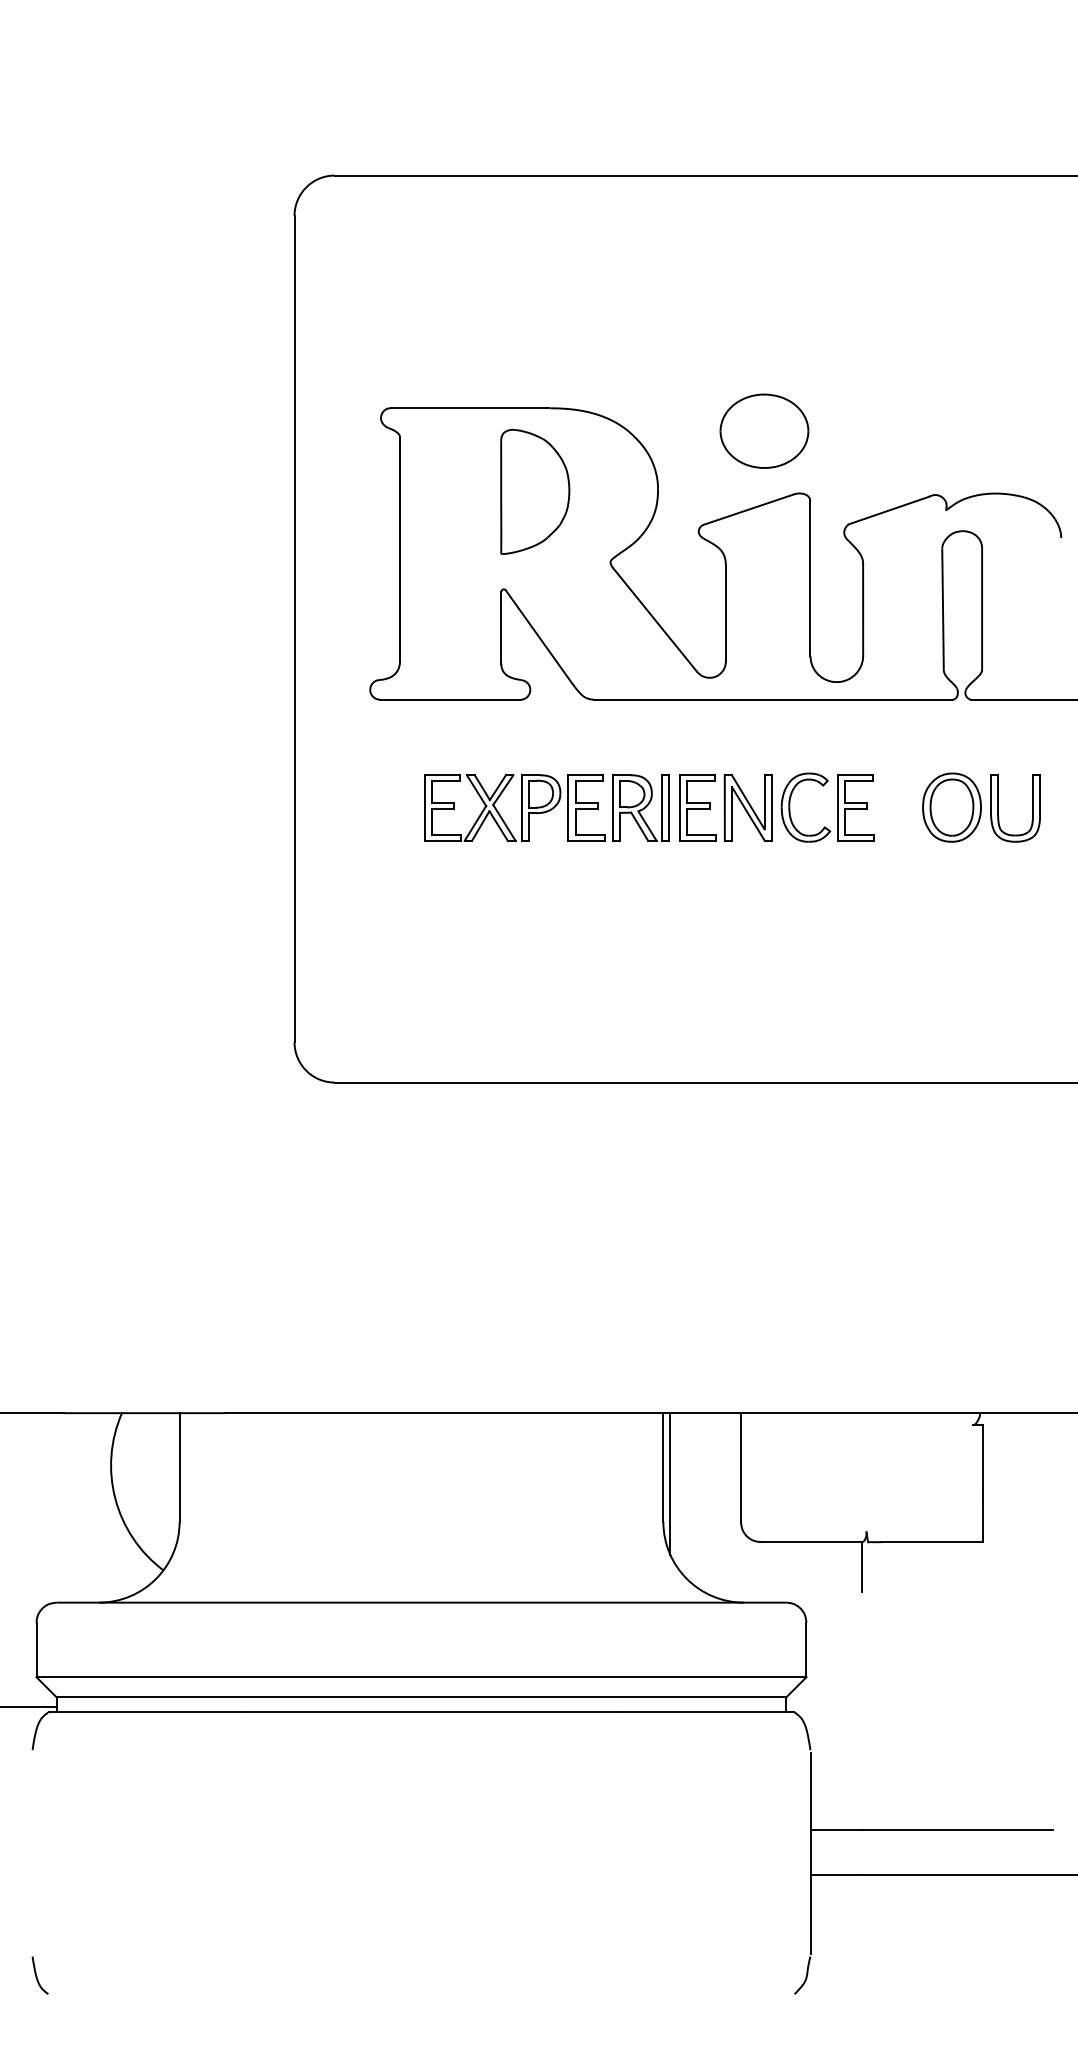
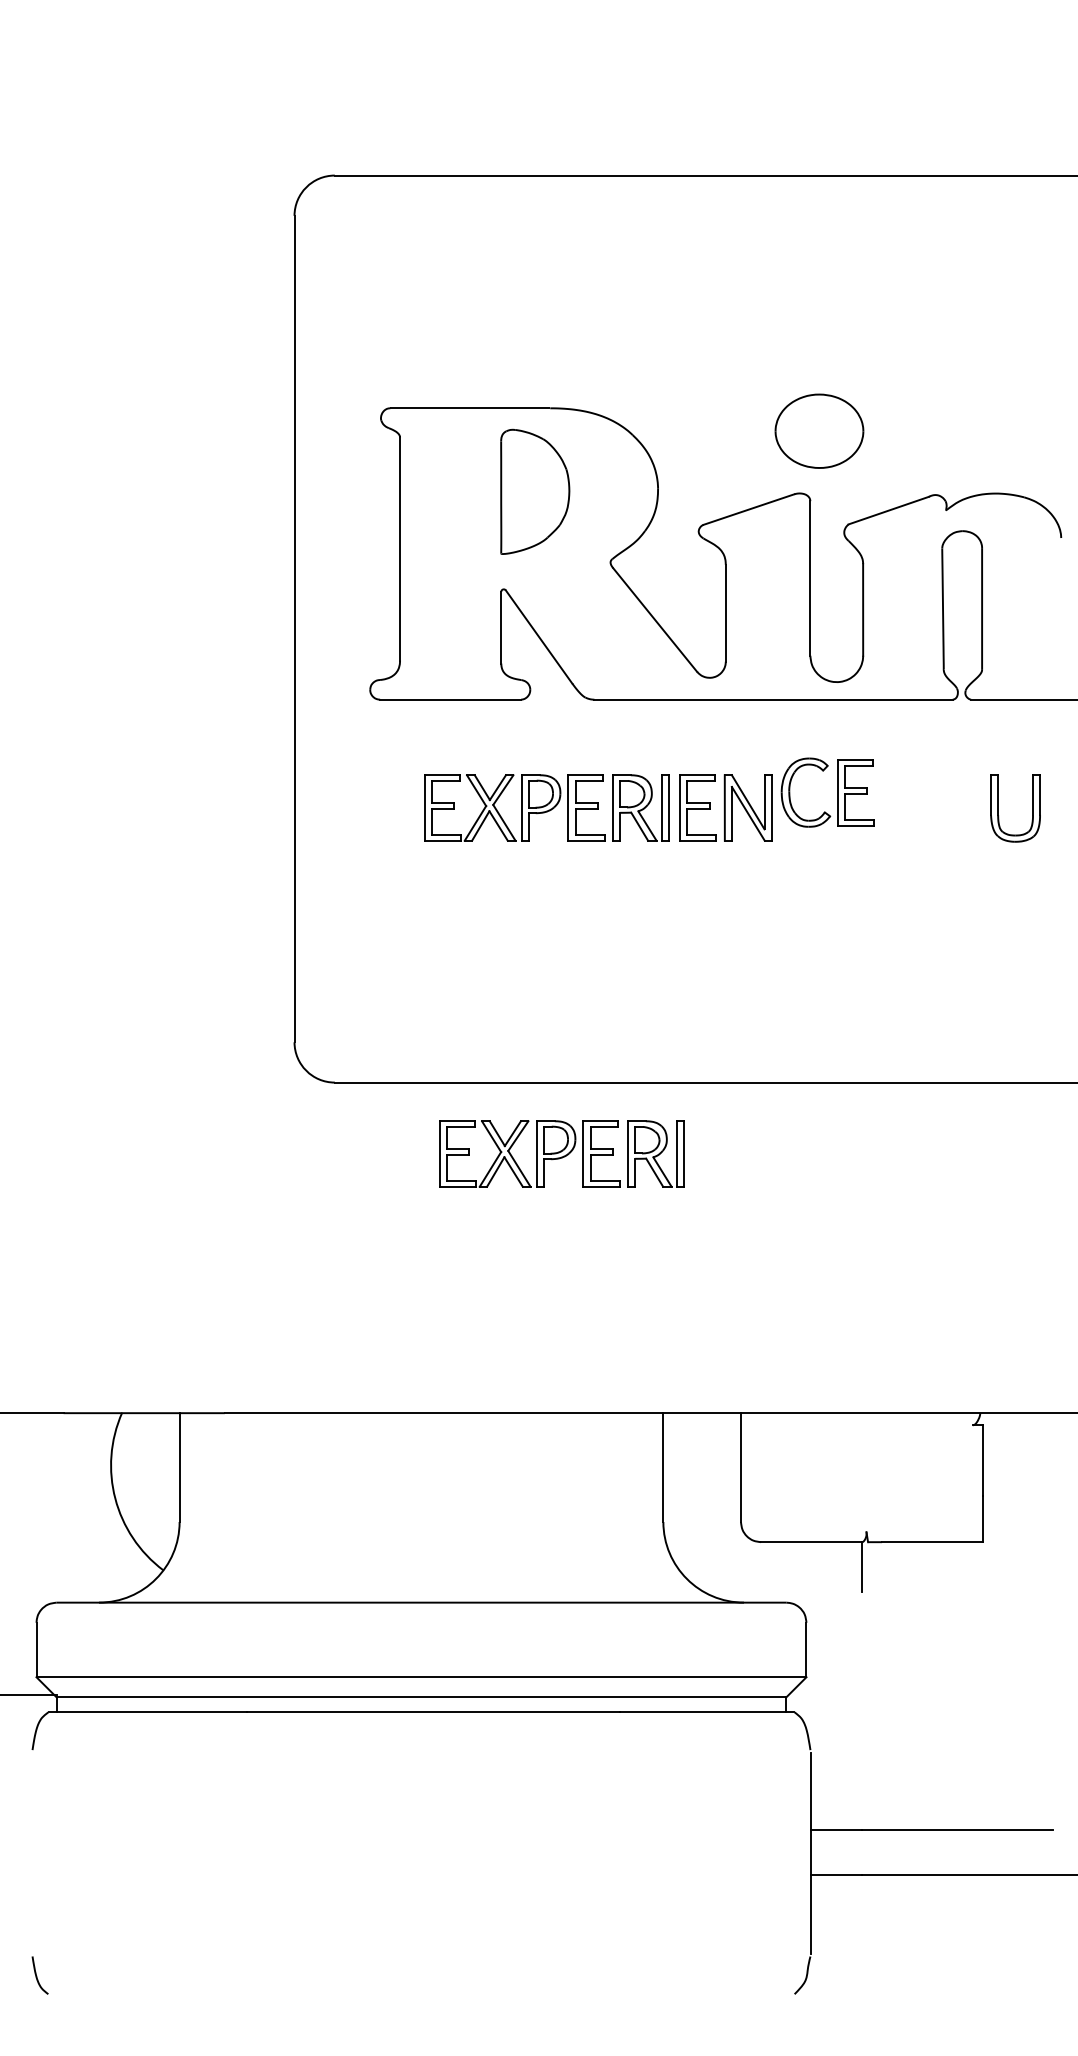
part position: (764, 430) -> (819, 430) (819, 430)
part position: (837, 807) -> (837, 792) (837, 792)
part: present -> none (951, 807)
part: none -> present (561, 1153)
line: present -> none (670, 1484)
line position: (29, 1707) -> (29, 1695) (29, 1695)
